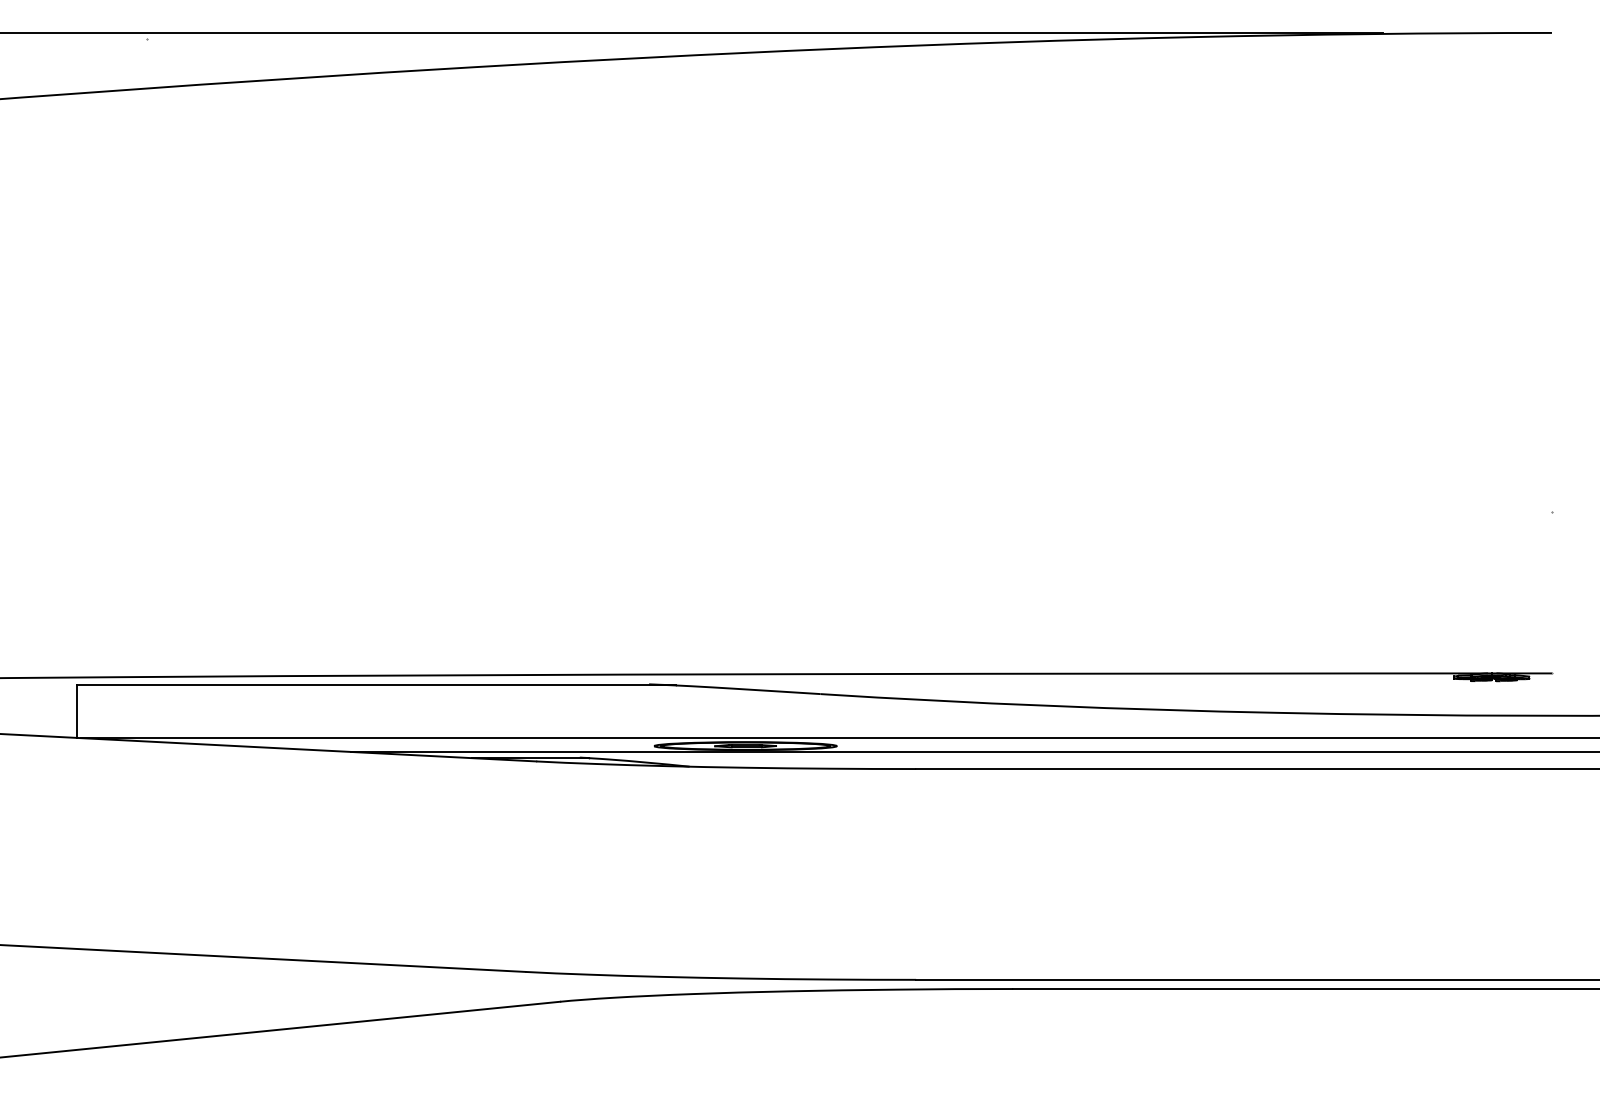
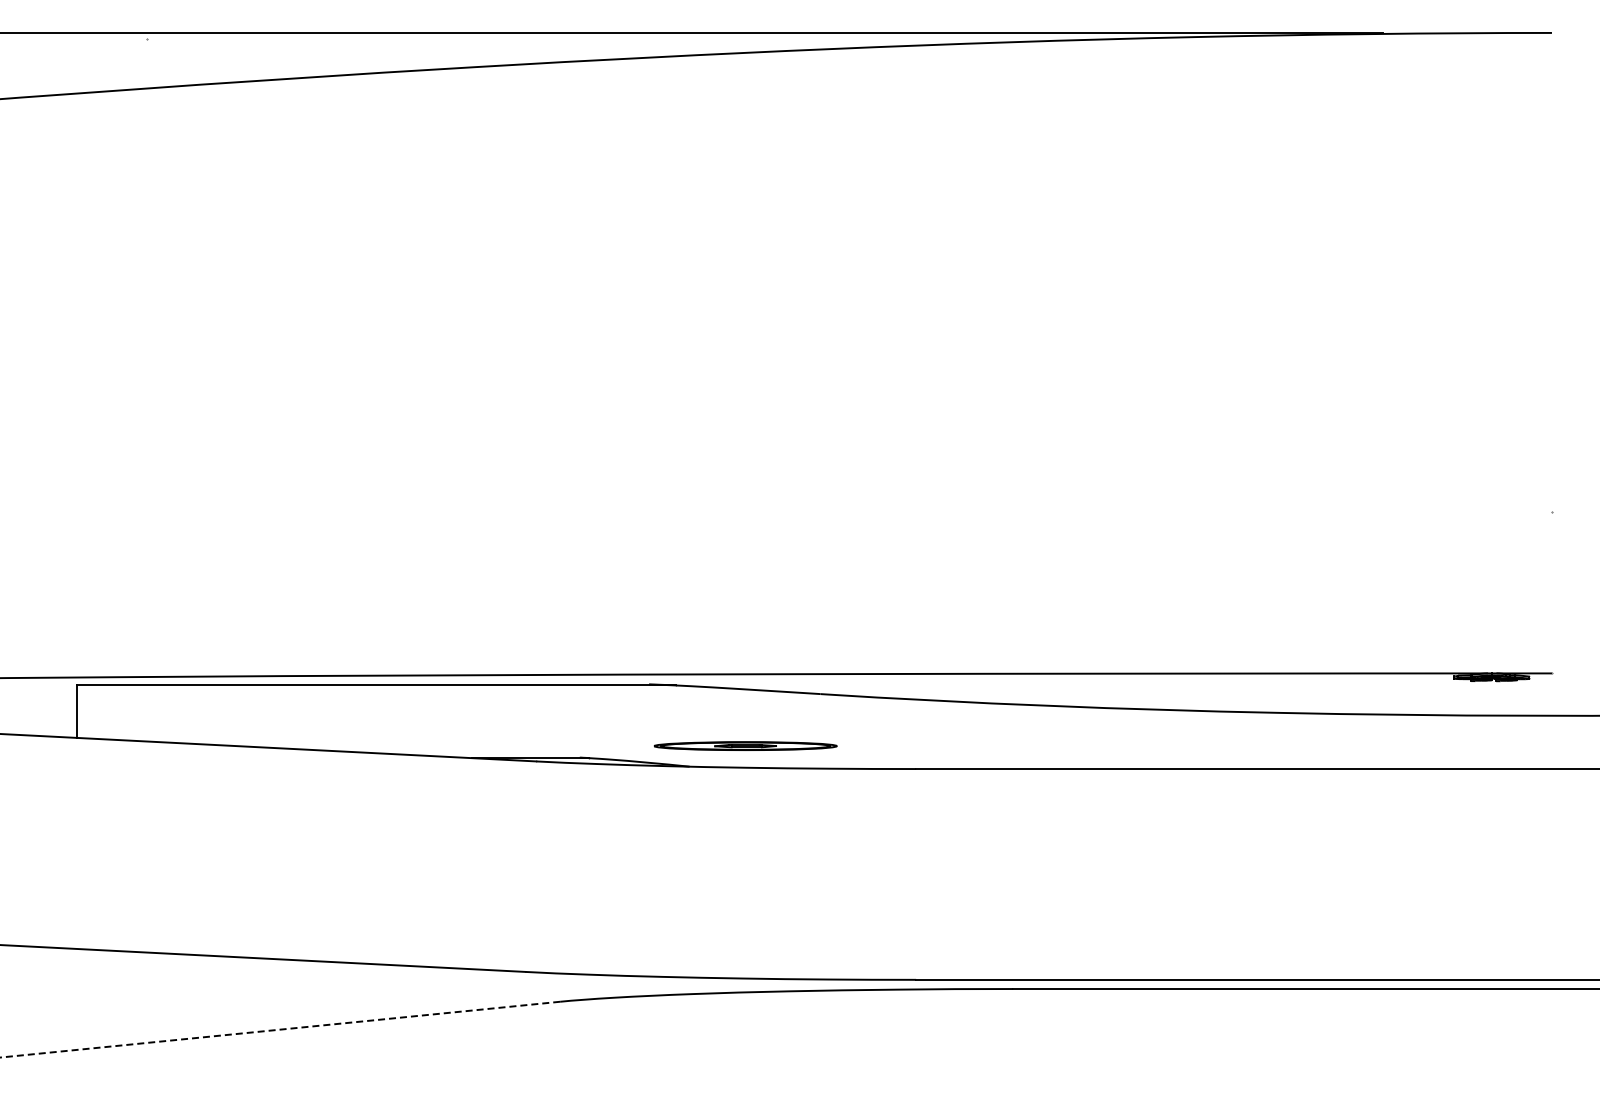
line: present -> none (838, 738)
line: present -> none (973, 751)
line: solid -> dashed (279, 1029)
